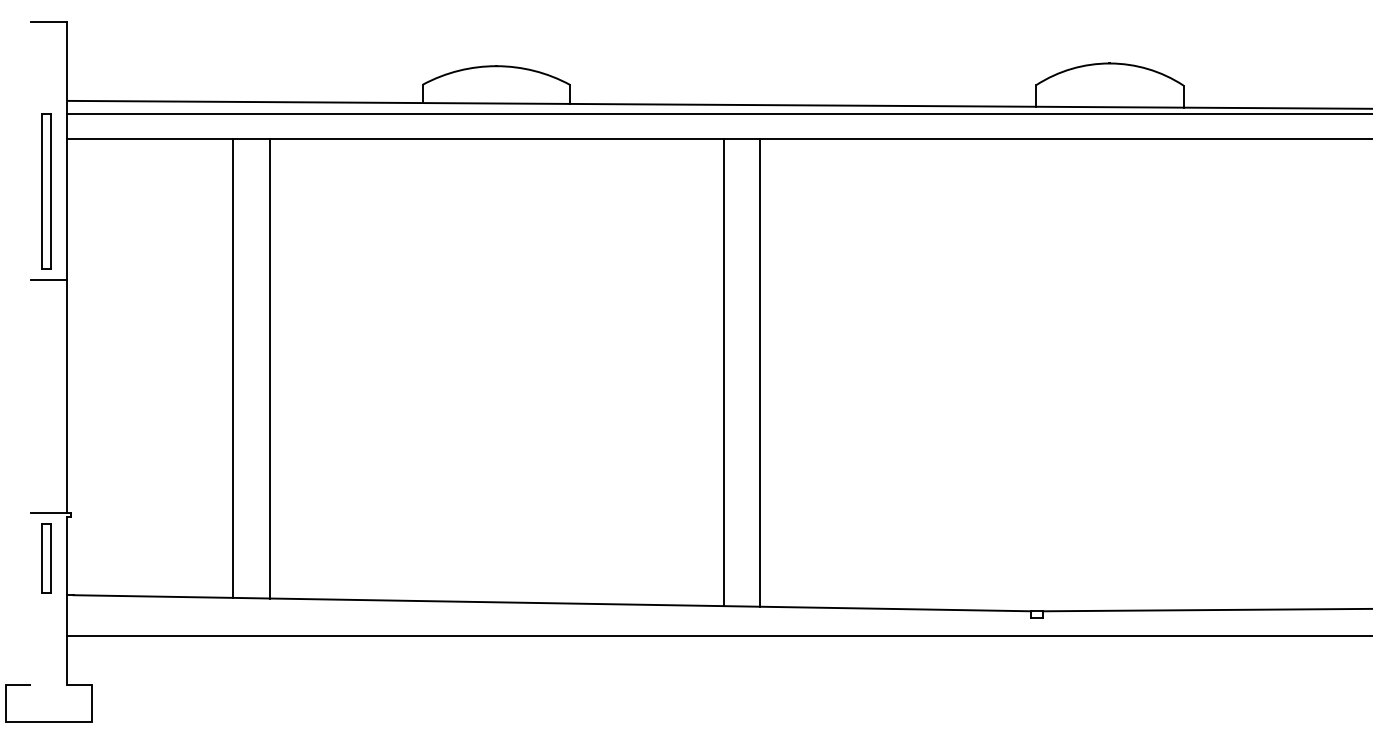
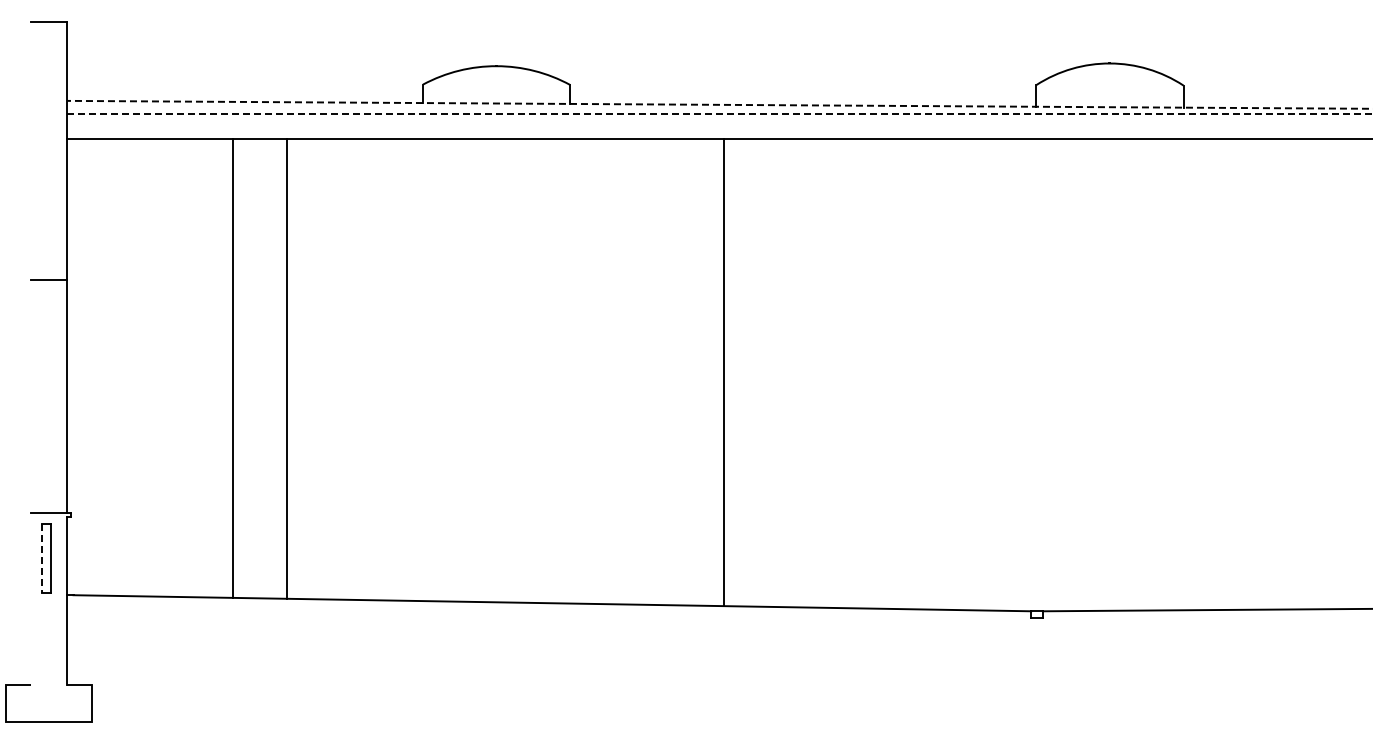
line: solid -> dashed (720, 104)
line: solid -> dashed (720, 114)
part: present -> none (46, 191)
line position: (269, 368) -> (286, 368) (286, 368)
line: present -> none (760, 372)
line: solid -> dashed (41, 558)
line: present -> none (718, 636)
